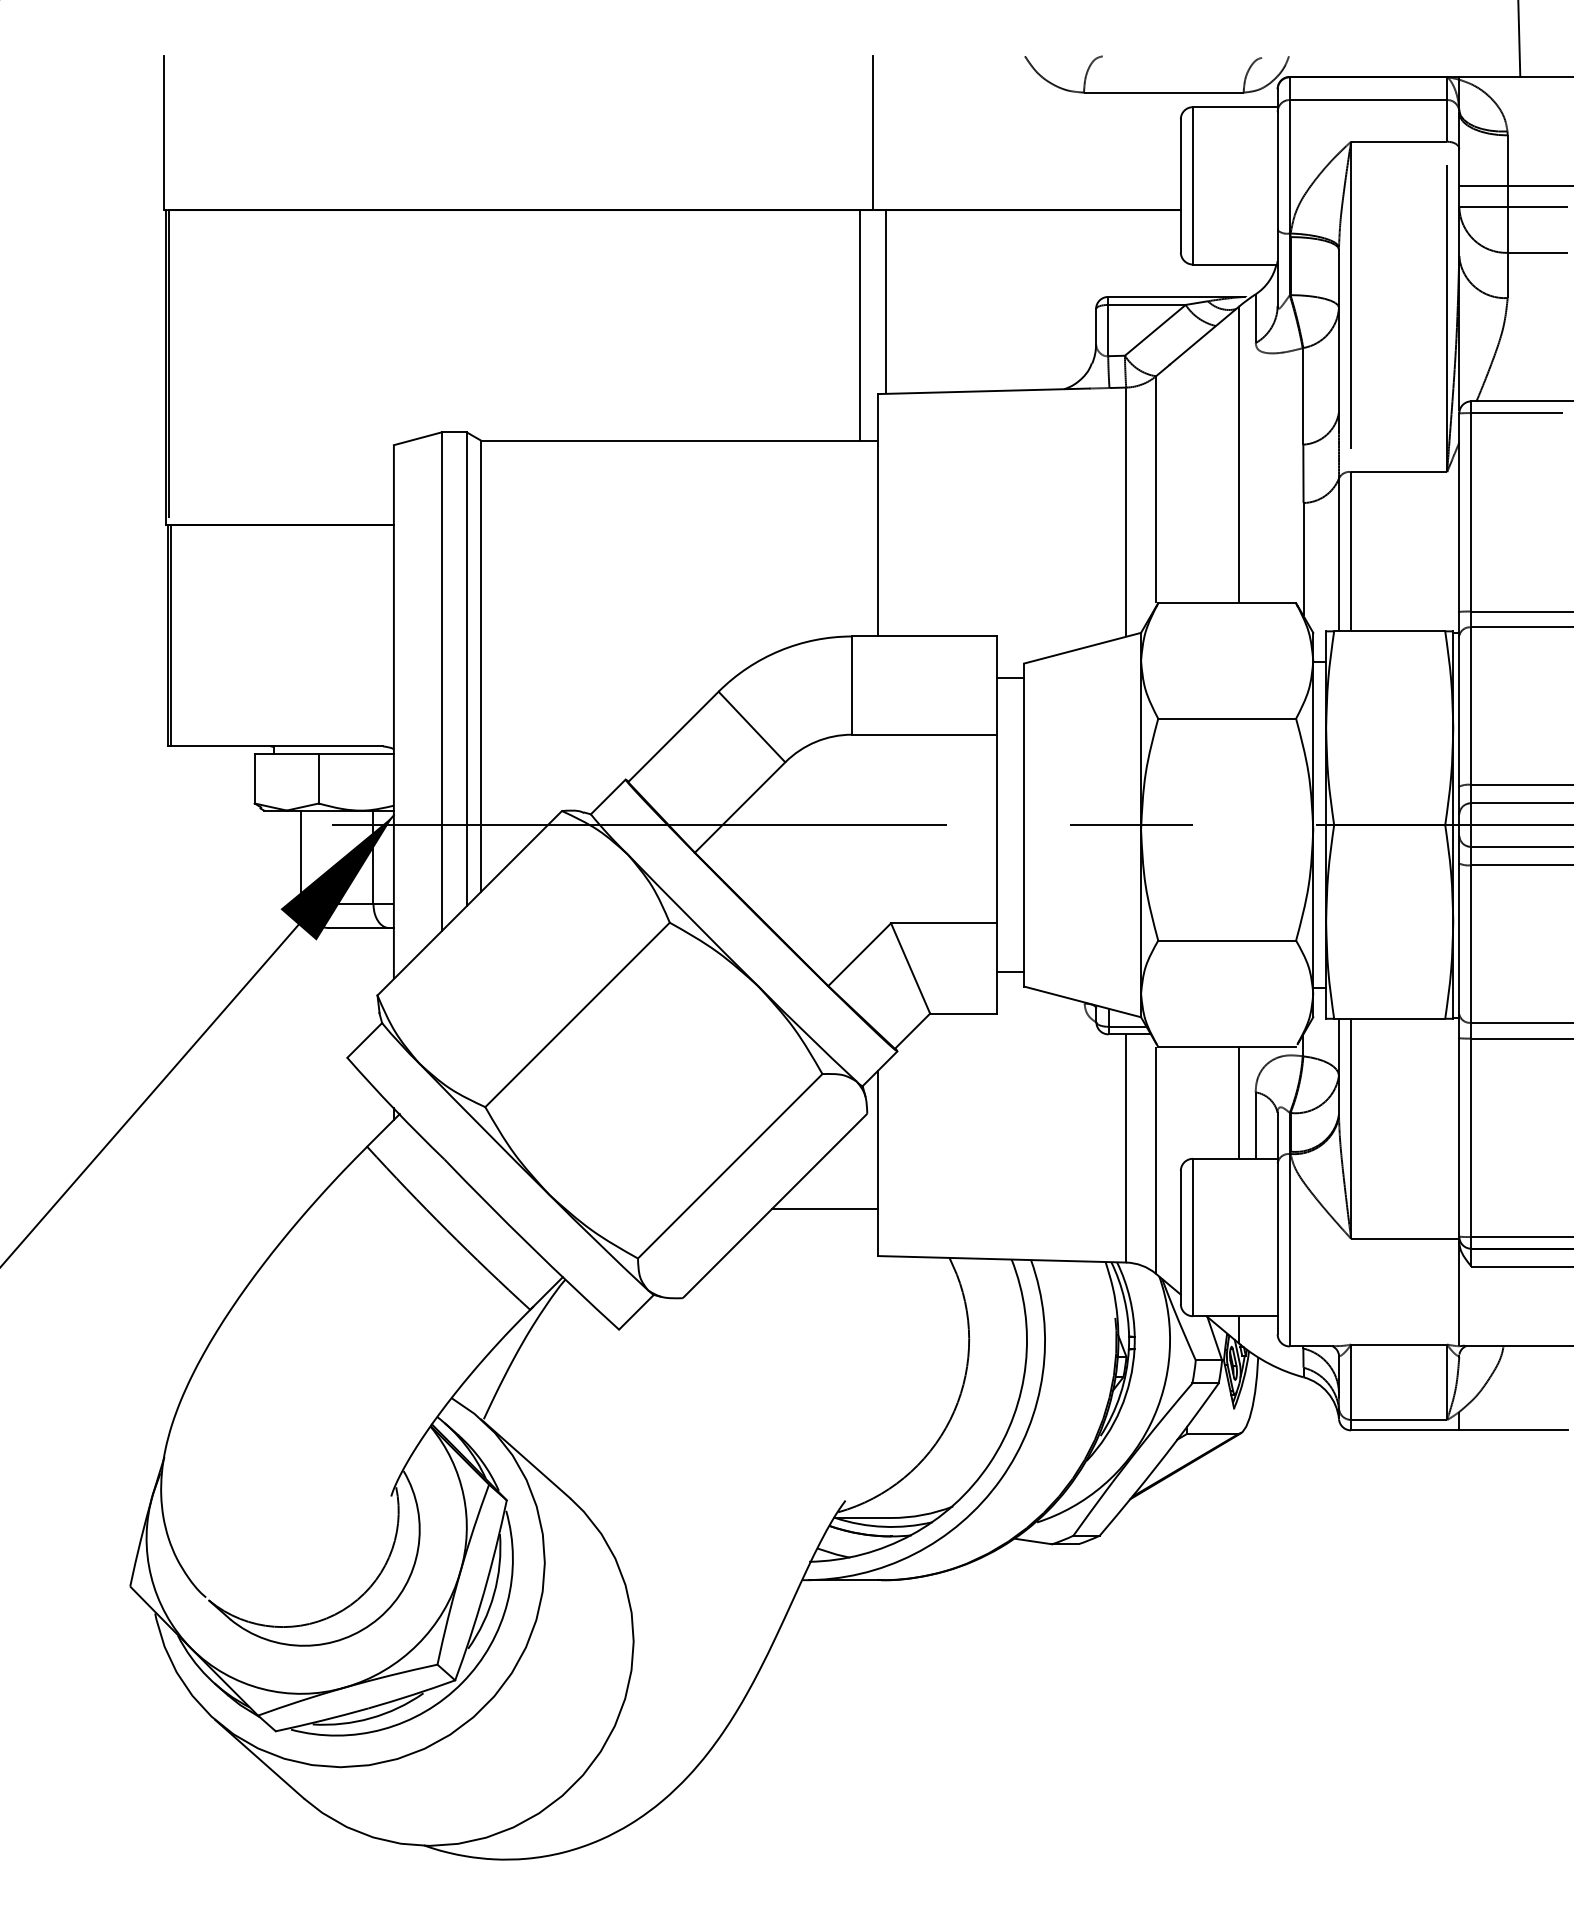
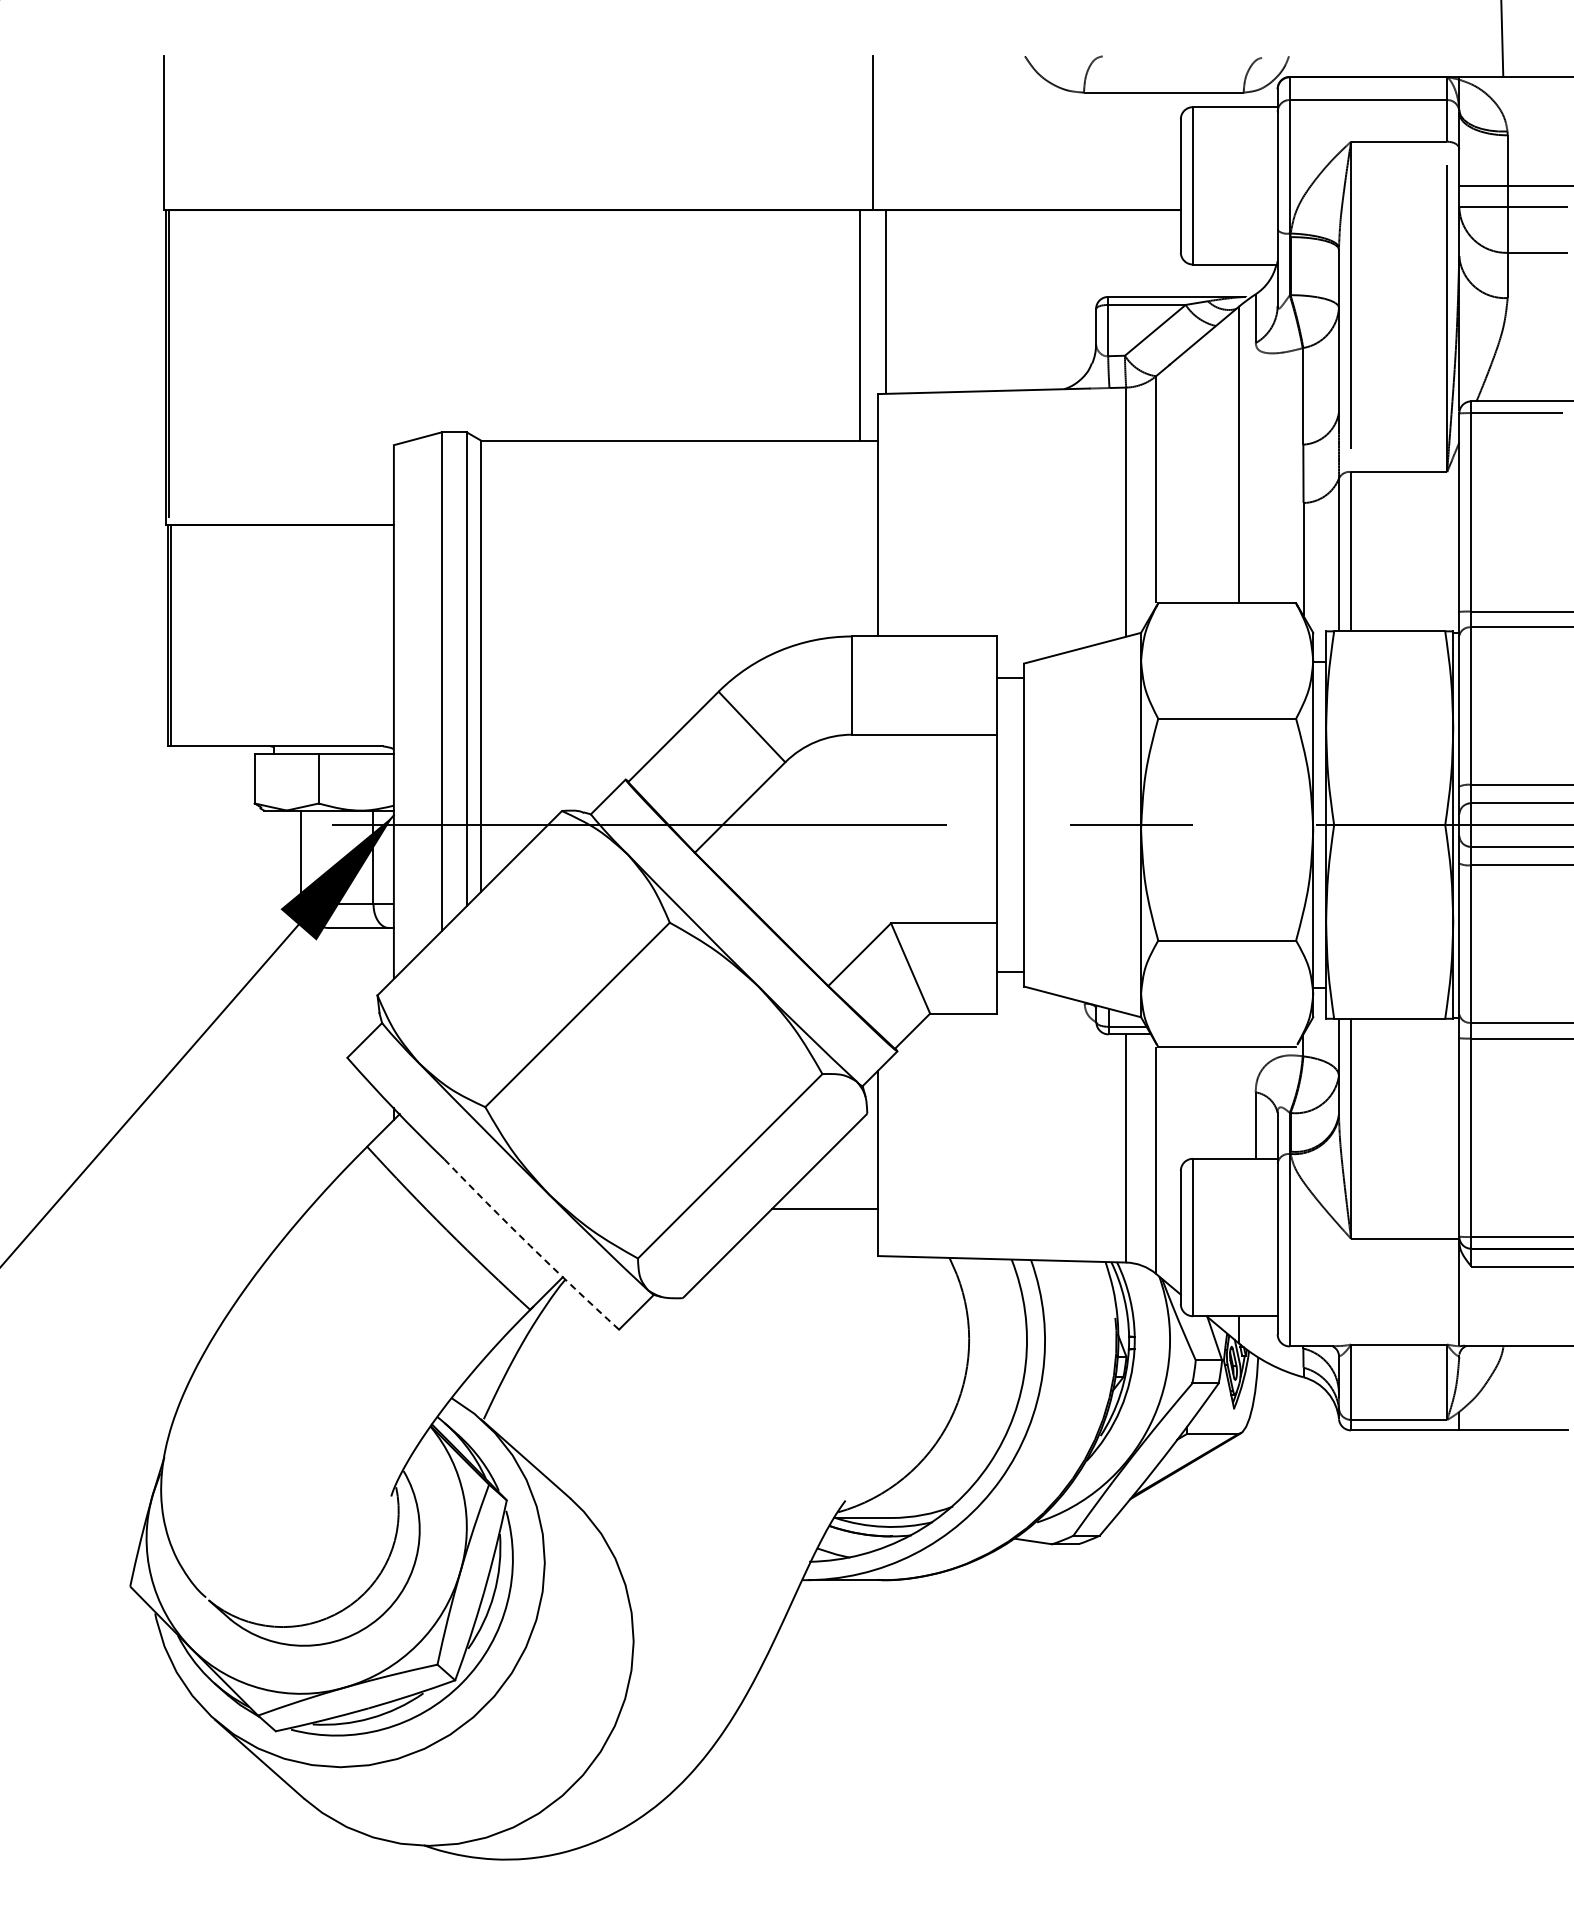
line position: (1519, 39) -> (1502, 39) (1502, 39)
line: present -> none (1239, 1102)
arc: solid -> dashed (530, 1245)
